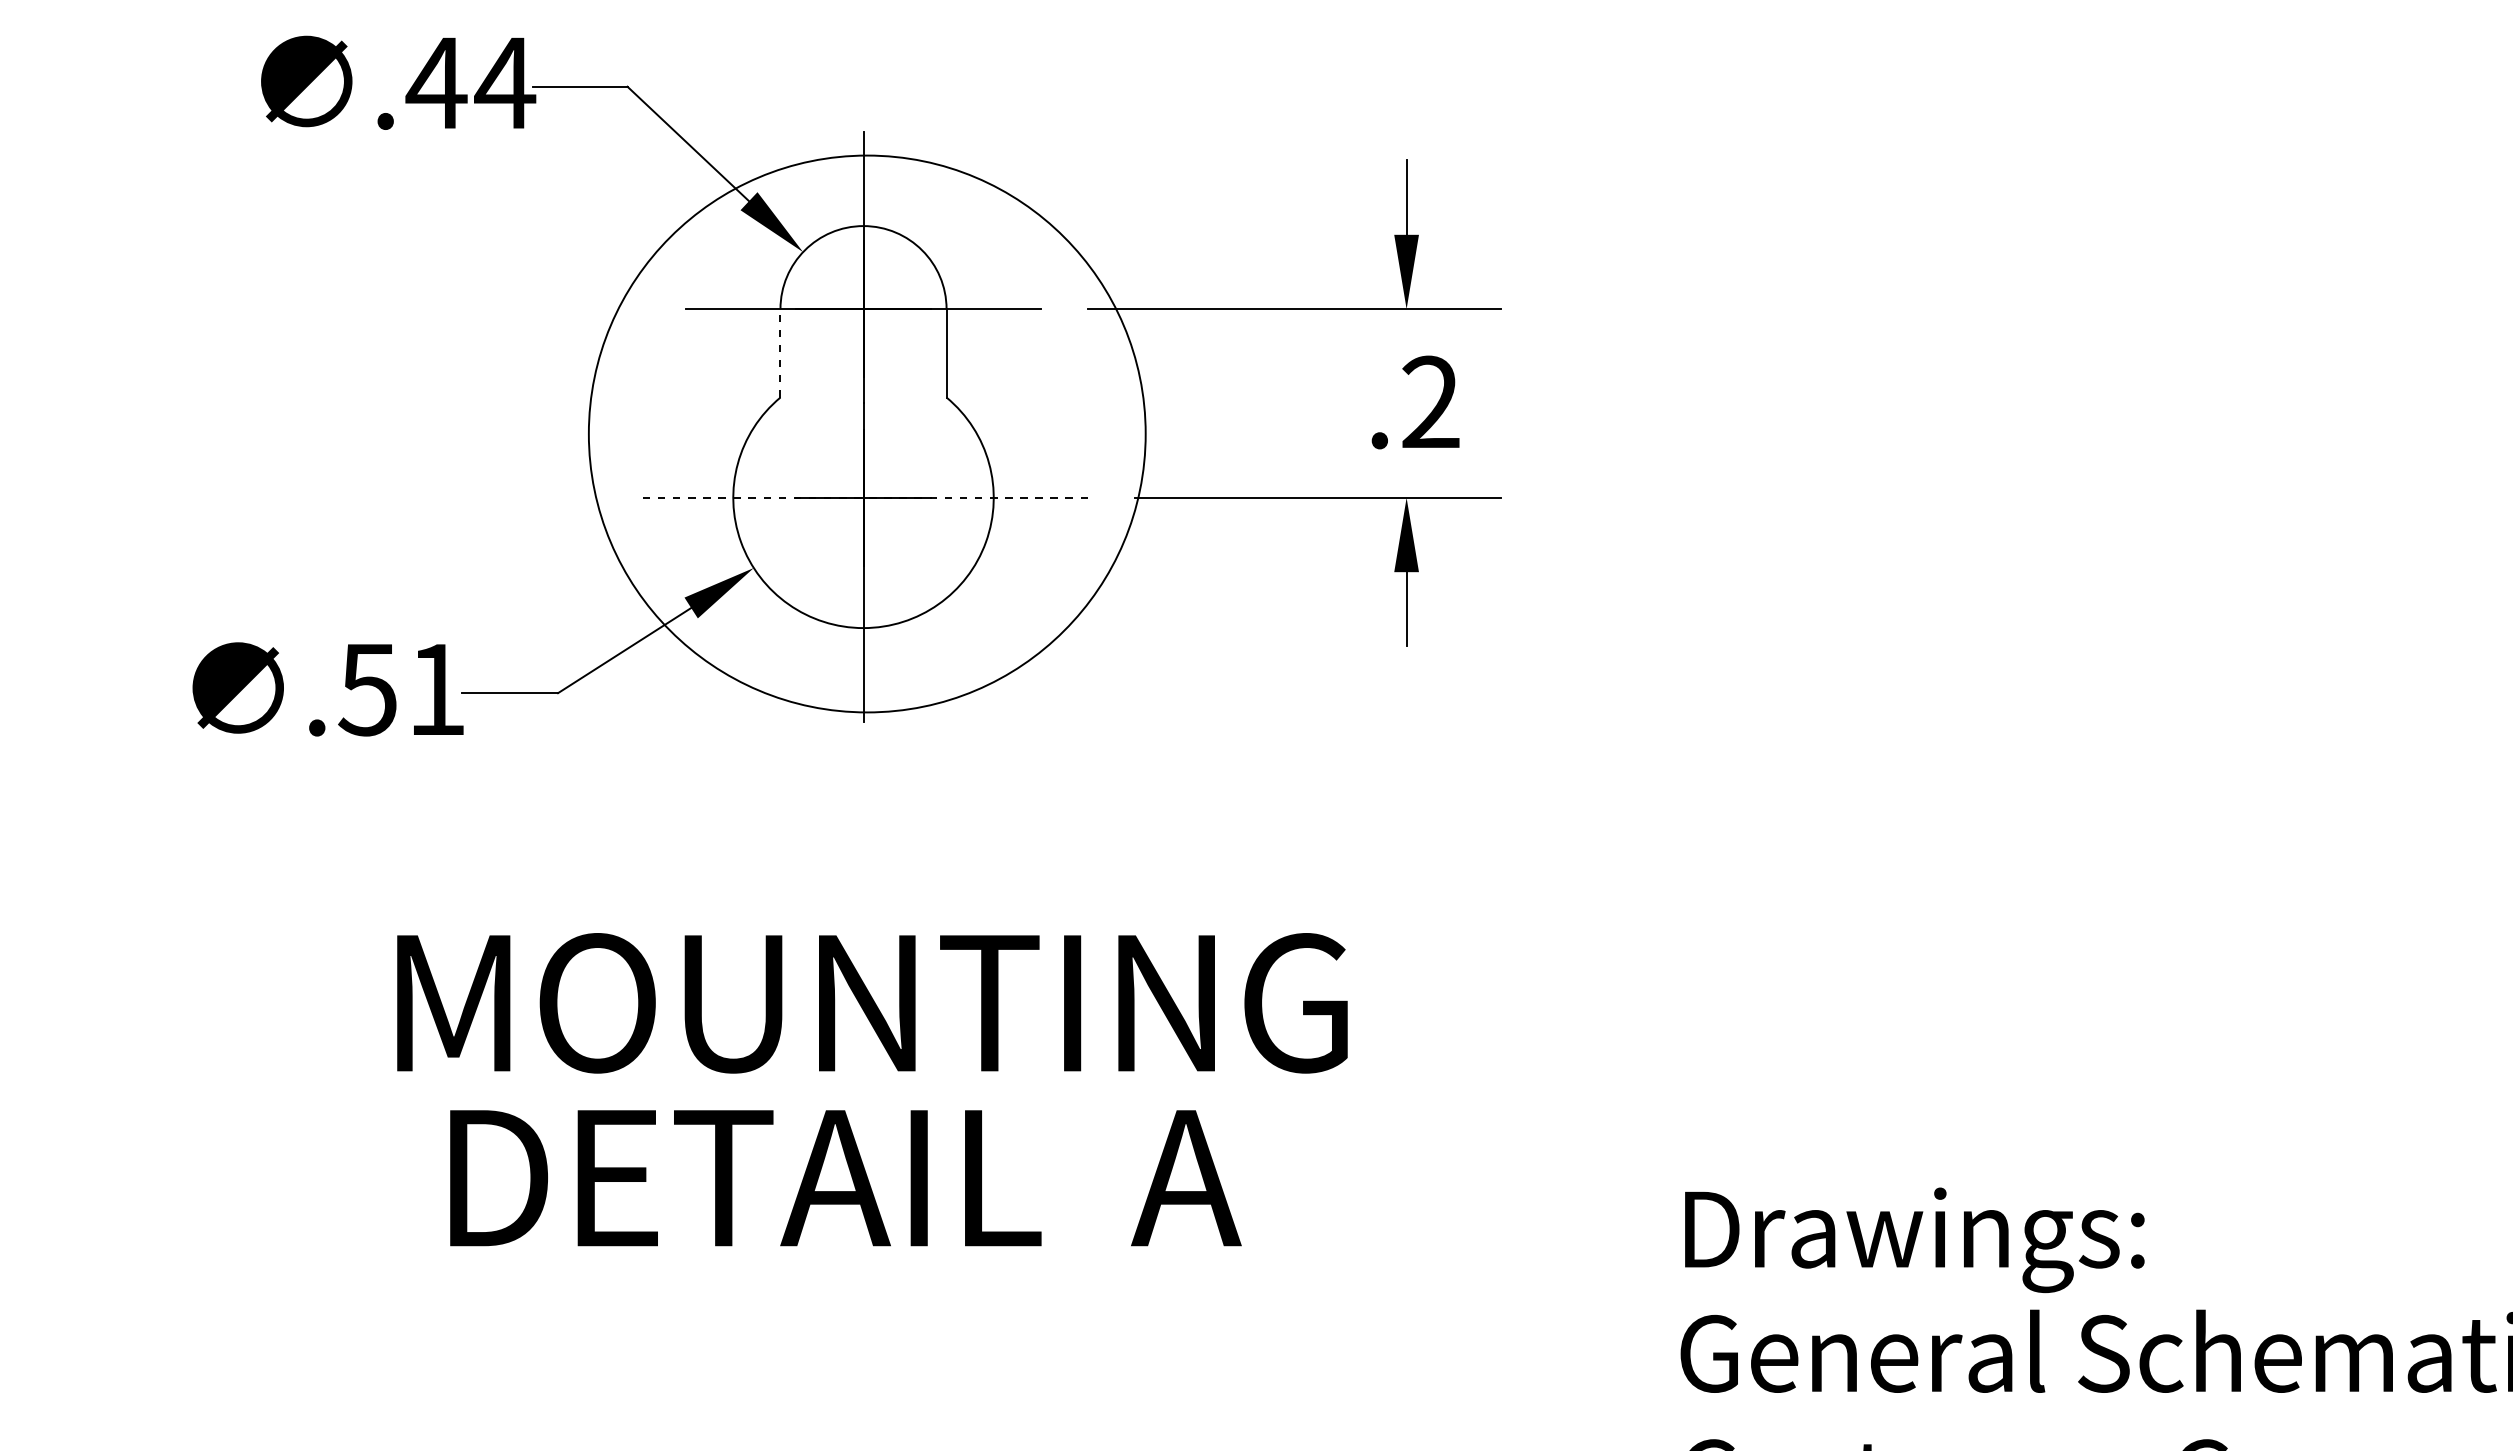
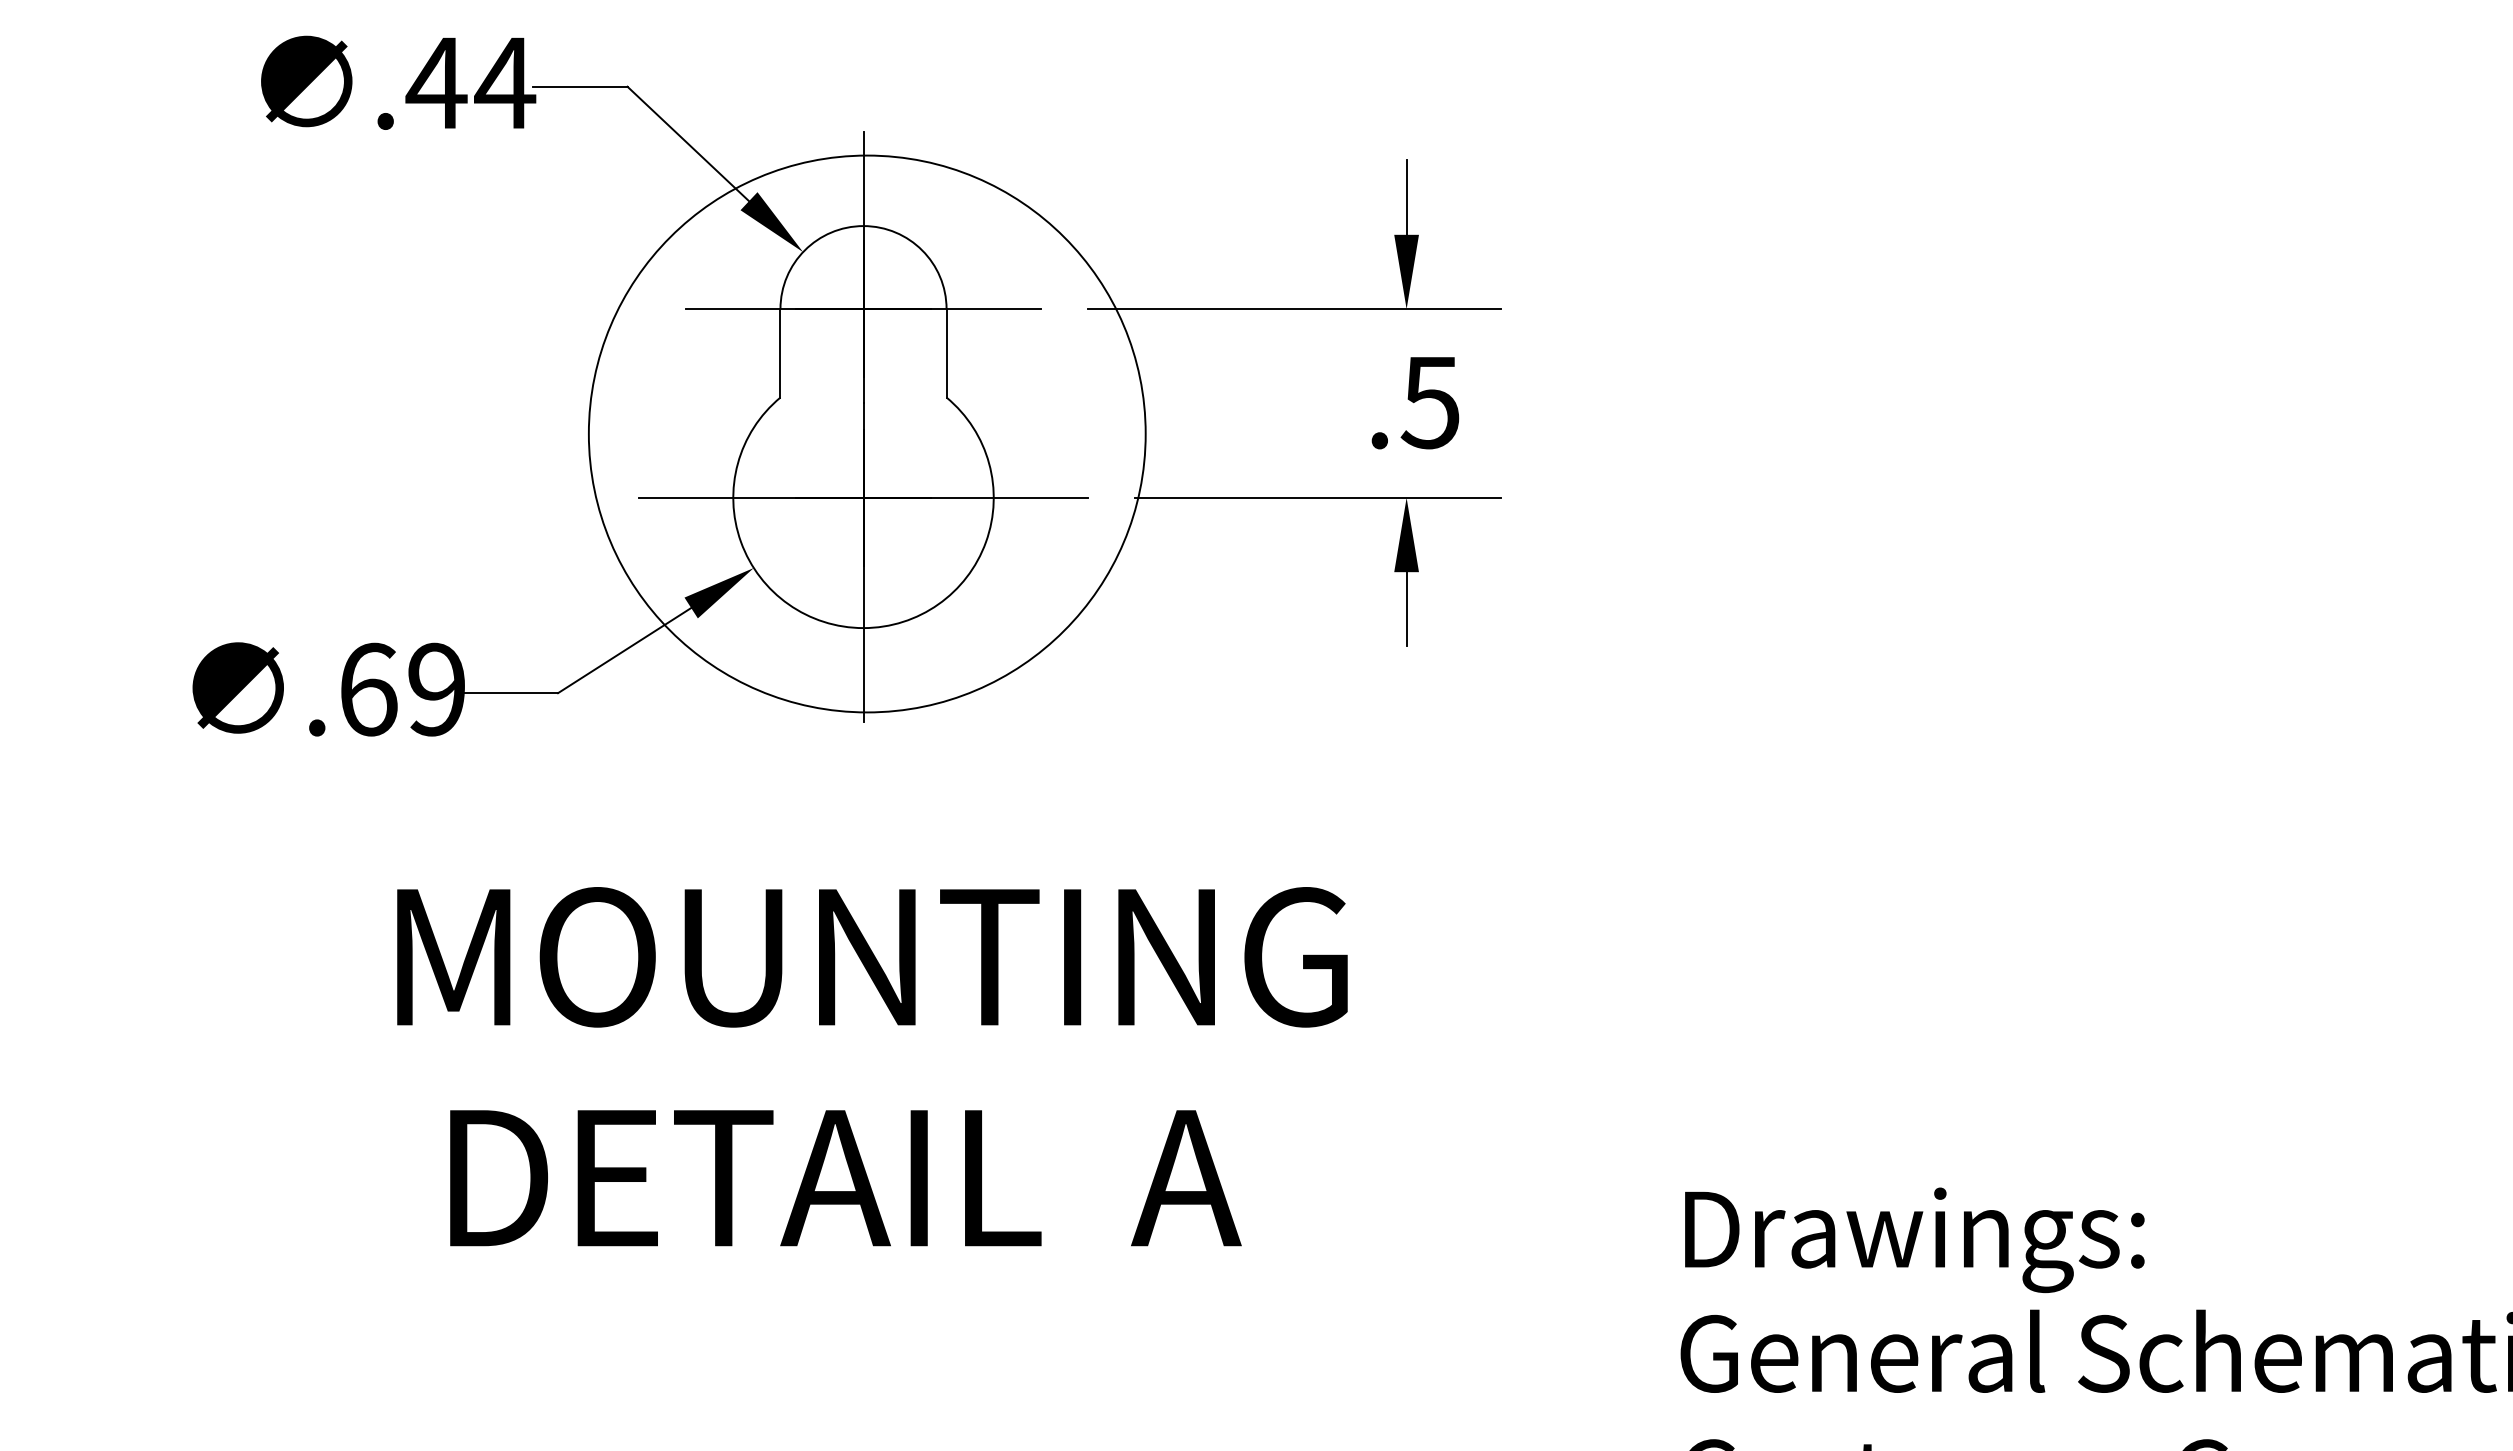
line: dashed -> solid (780, 352)
text: .2 -> .5 (1429, 402)
line: dashed -> solid (863, 497)
text: .51 -> .69 (401, 689)
text position: (872, 1003) -> (872, 957) (872, 957)
